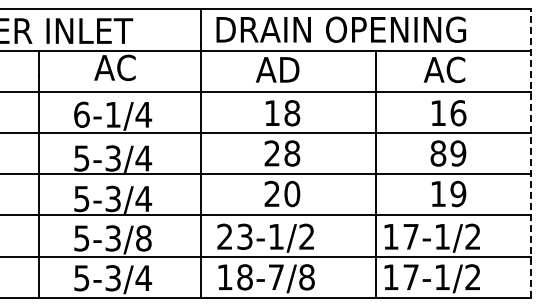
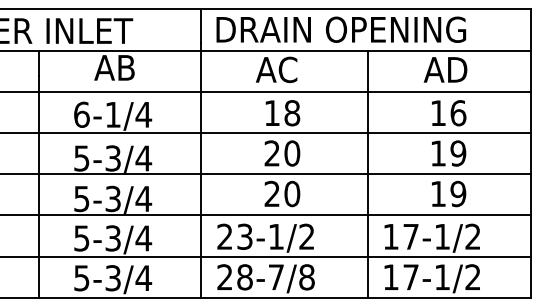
text: AC -> AB (126, 67)
text: AD -> AC (288, 69)
text: AC -> AD (456, 69)
text: 28 -> 20 (292, 153)
text: 89 -> 19 (438, 153)
line: dashed -> solid (530, 153)
line position: (376, 173) -> (368, 173) (368, 173)
text: 5-3/8 -> 5-3/4 (143, 238)
text: 18-7/8 -> 28-7/8 (224, 276)
